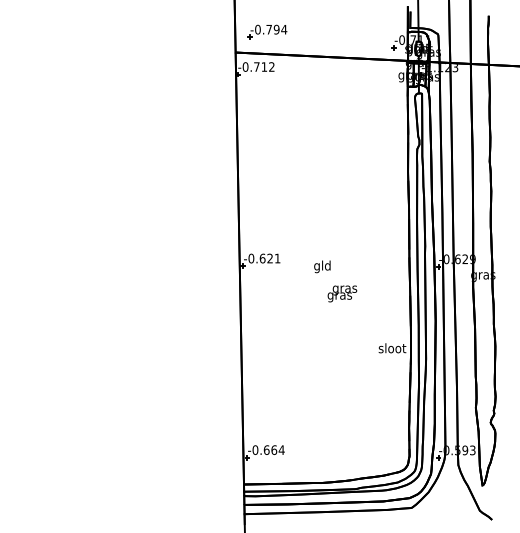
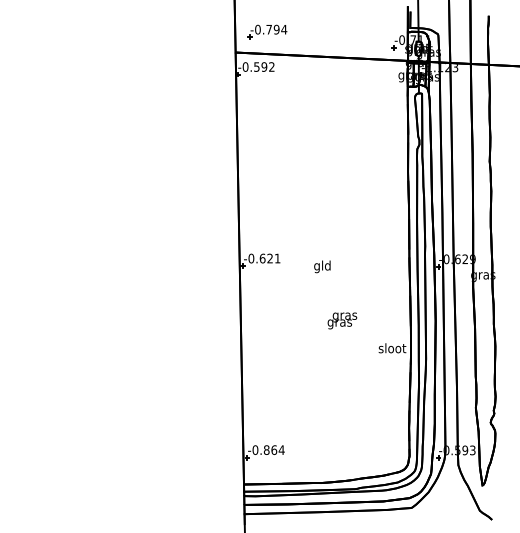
text: -0.712 -> -0.592 (260, 66)
text position: (342, 293) -> (342, 320) (342, 320)
text: -0.664 -> -0.864 (266, 449)
